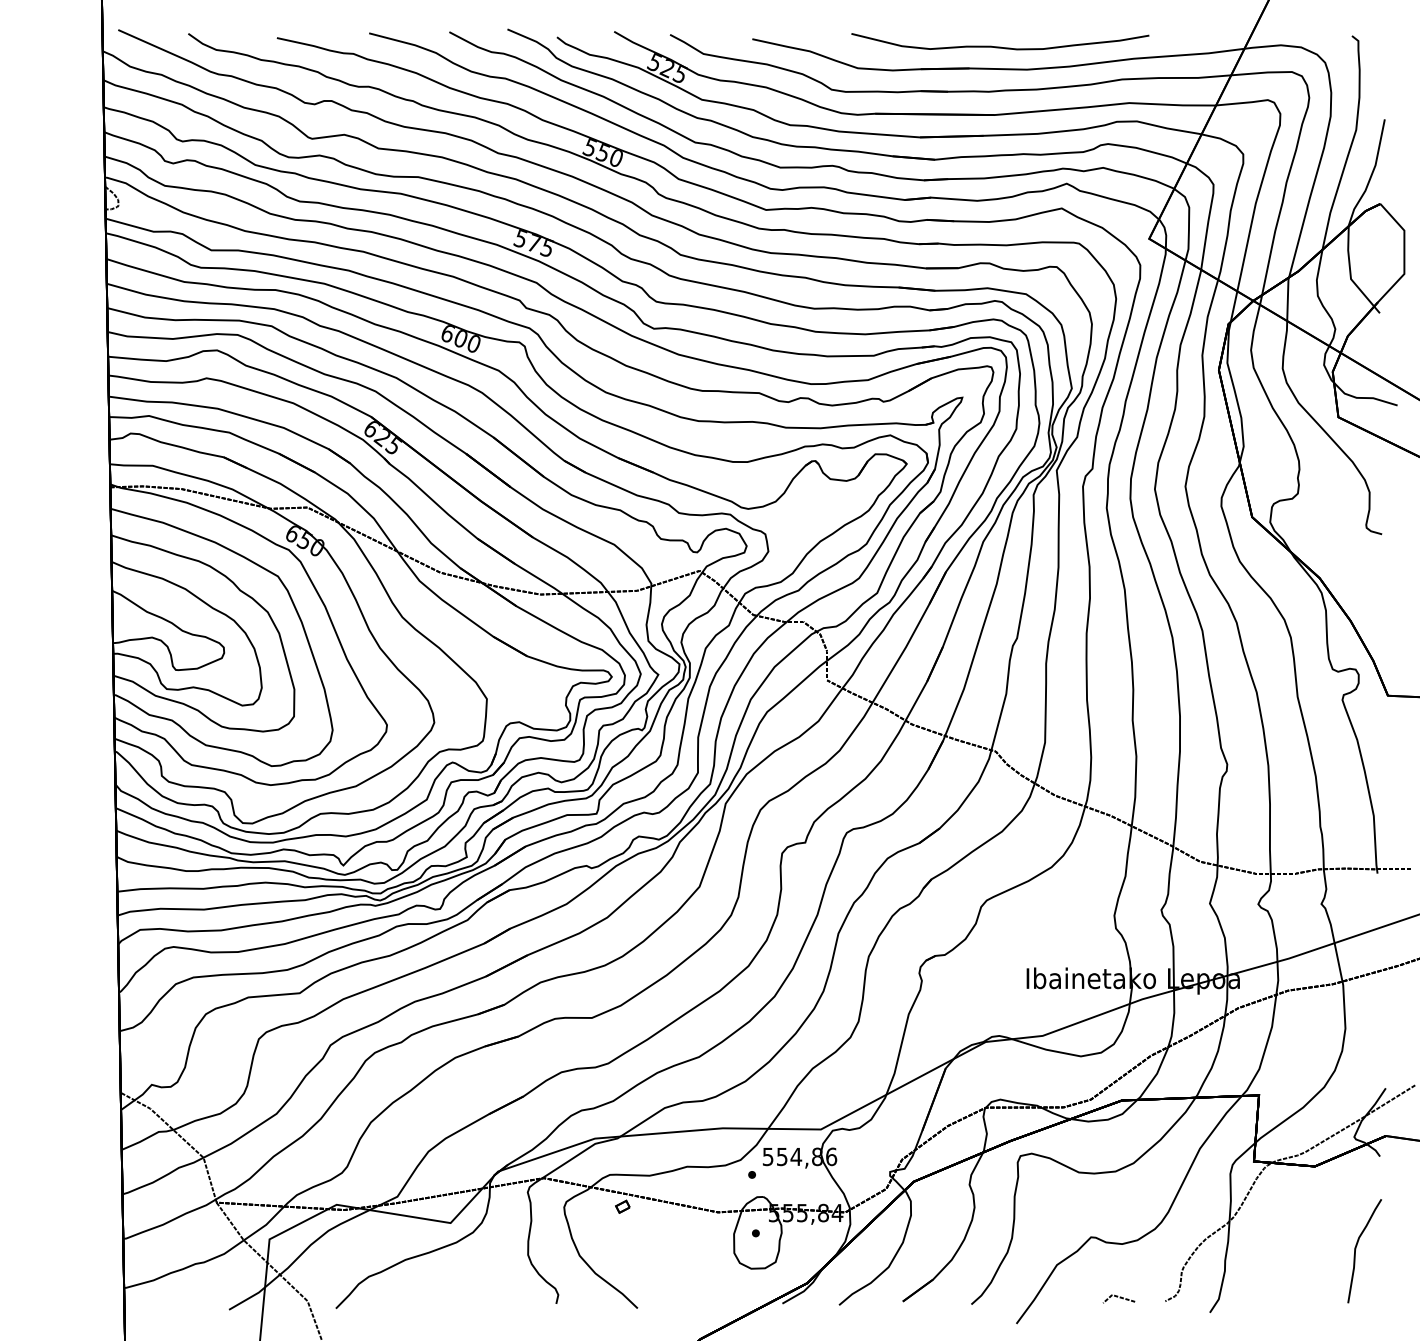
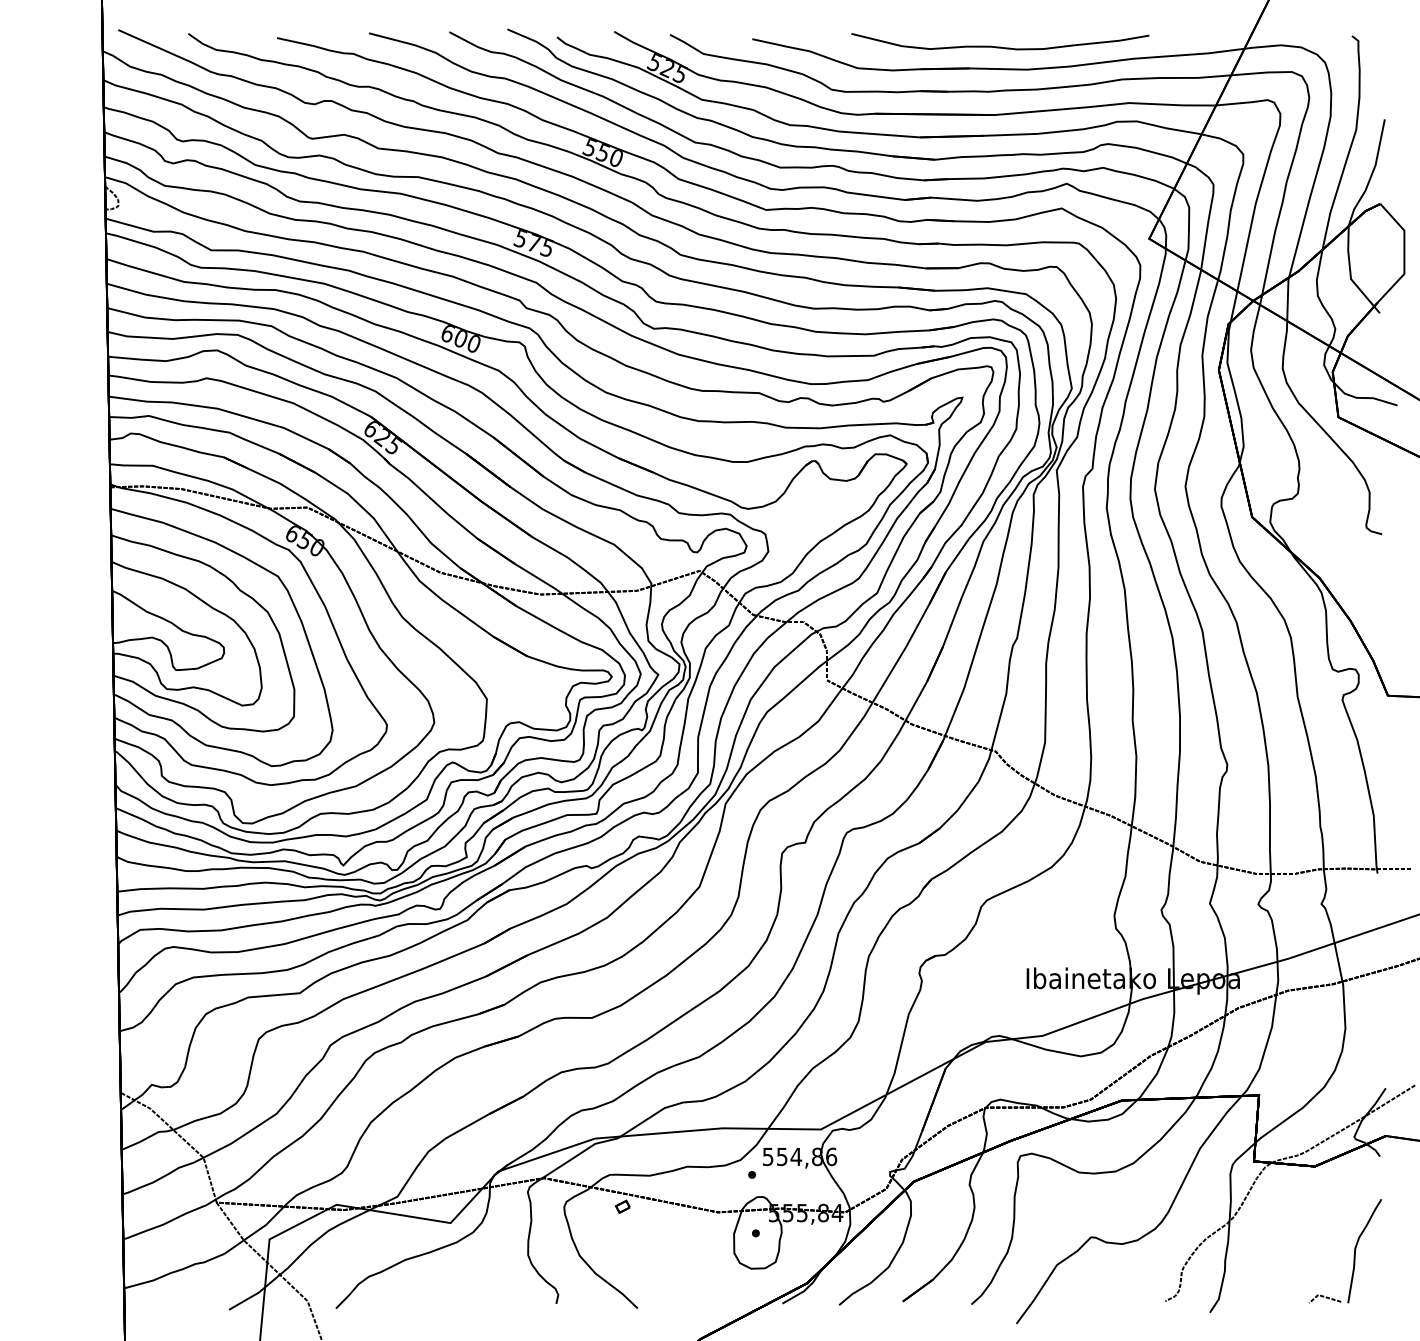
line position: (1119, 1298) -> (1325, 1298) (1325, 1298)
